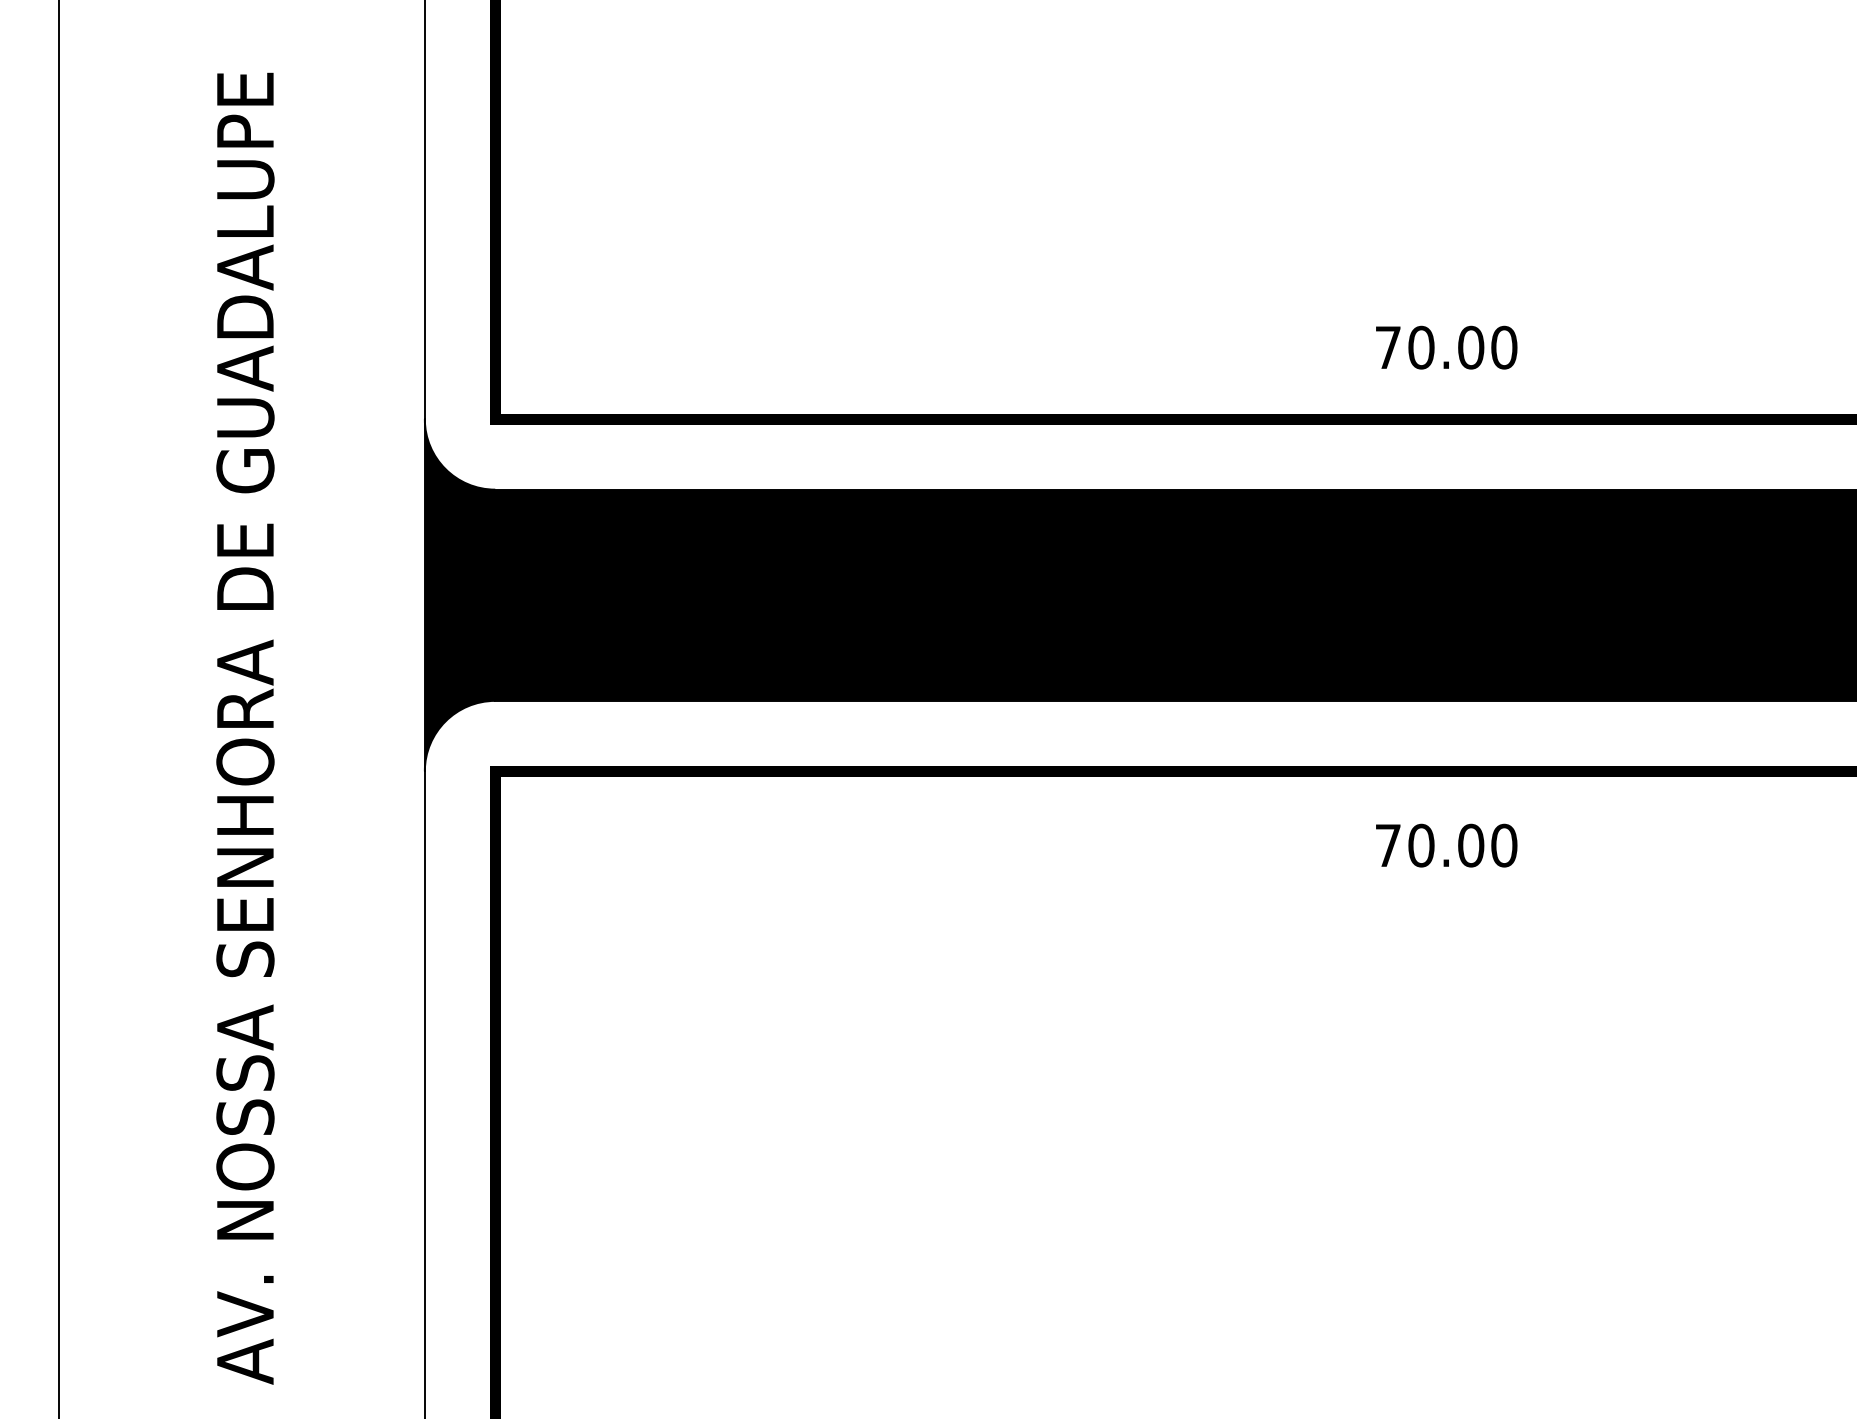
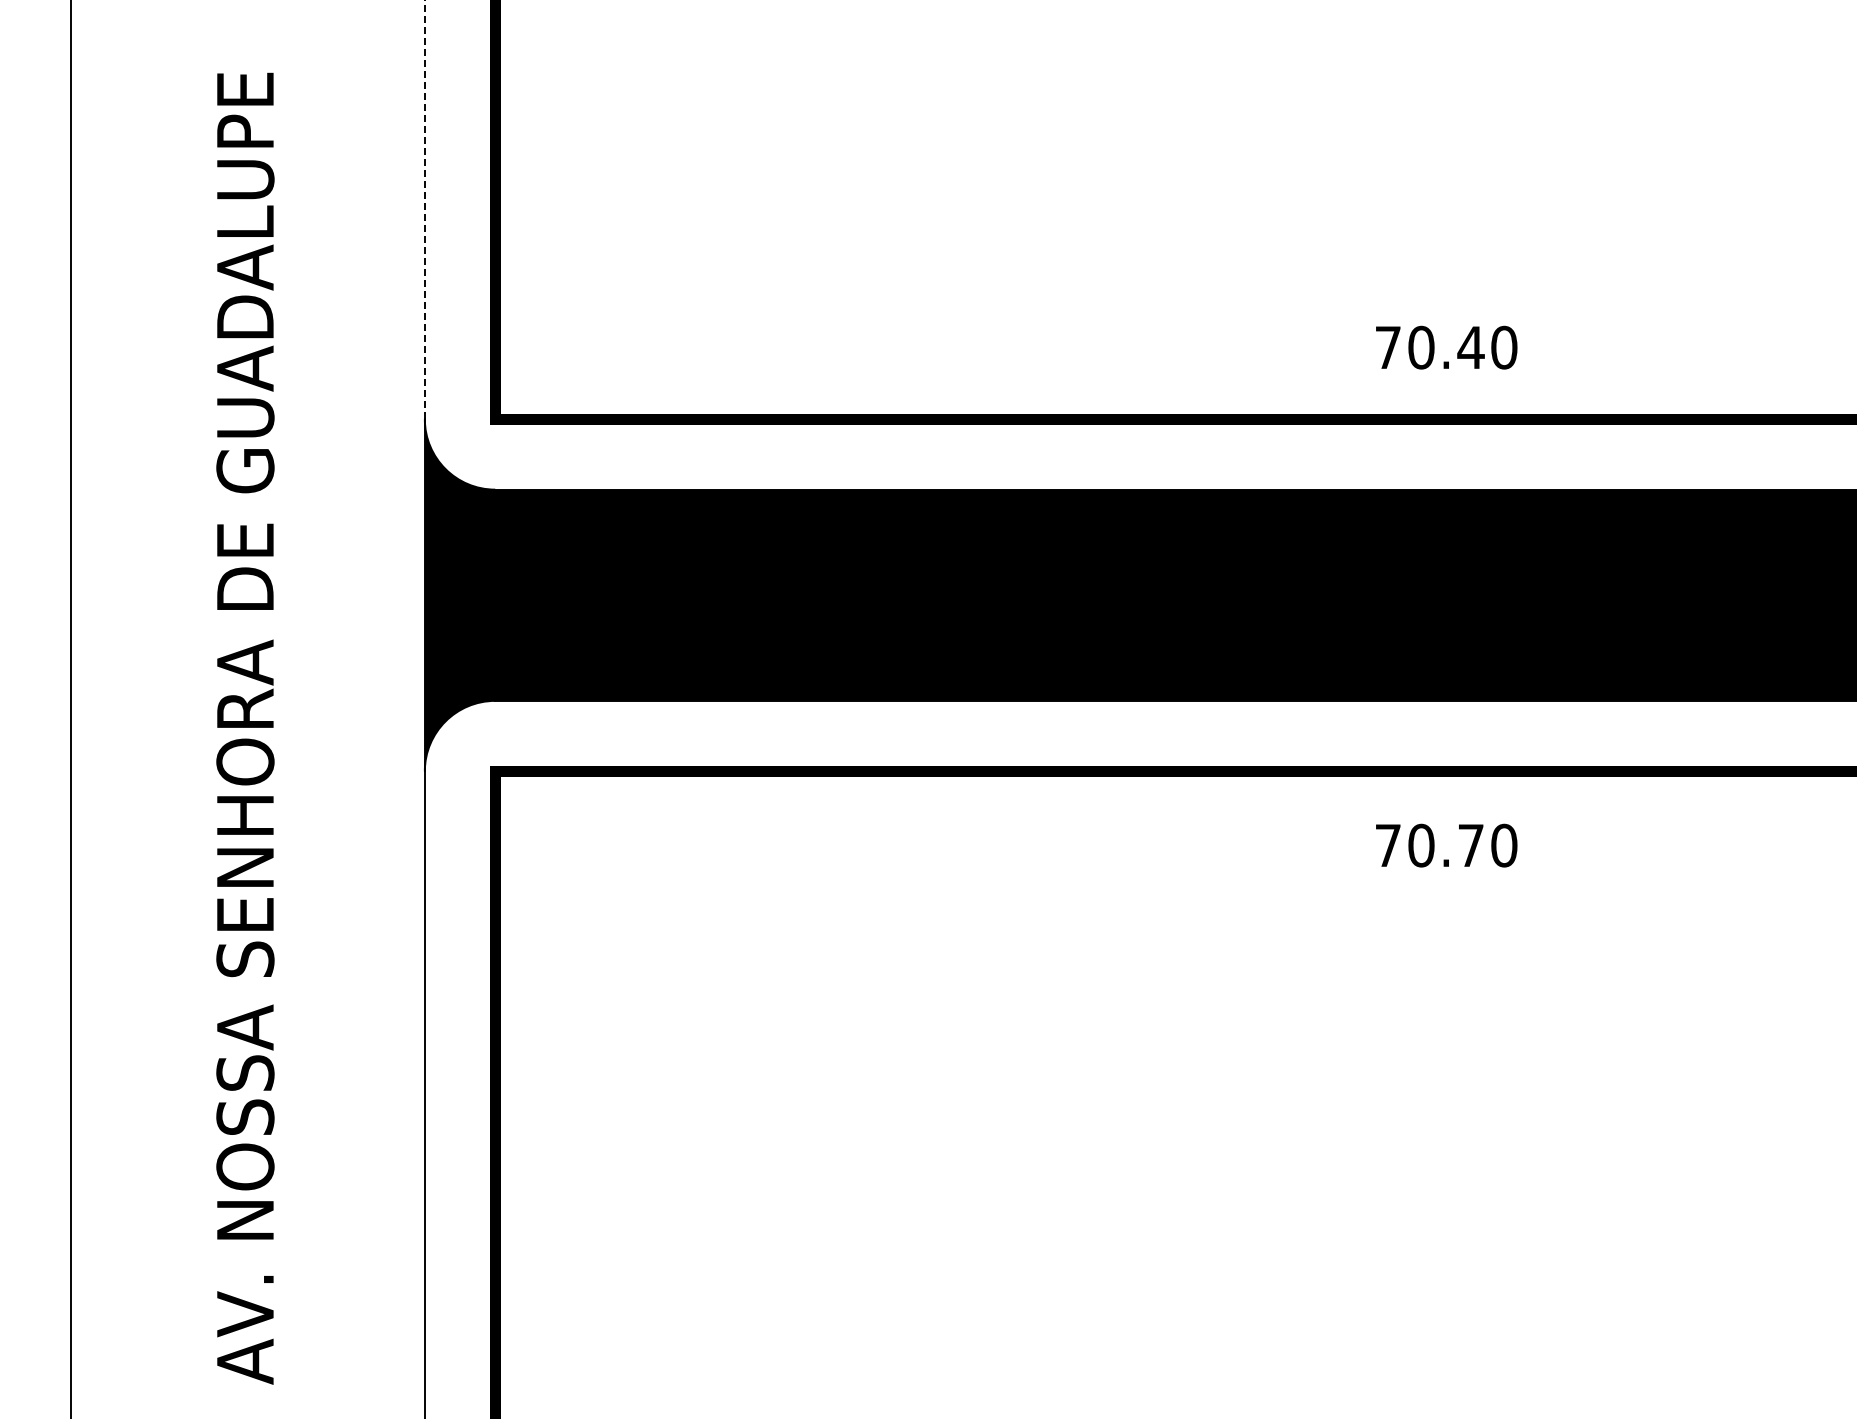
line: solid -> dashed (424, 210)
text: 70.00 -> 70.40 (1470, 347)
line position: (58, 708) -> (70, 708) (70, 708)
text: 70.00 -> 70.70 (1471, 845)
